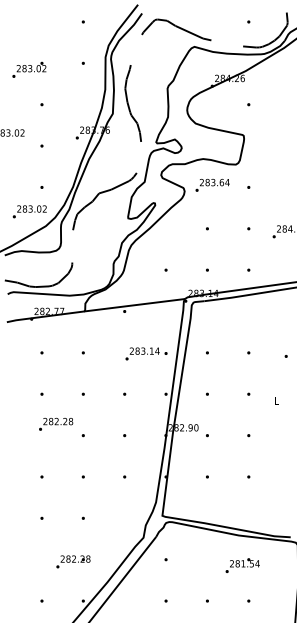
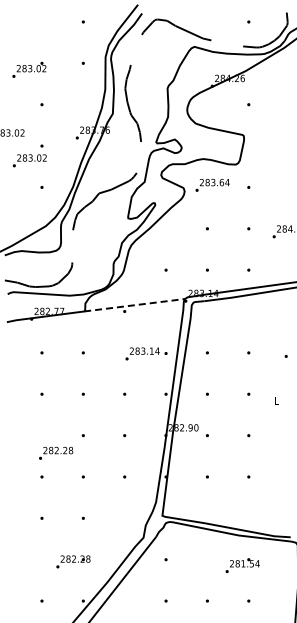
text position: (29, 211) -> (29, 160) (29, 160)
line: solid -> dashed (134, 305)
text position: (56, 423) -> (56, 452) (56, 452)
